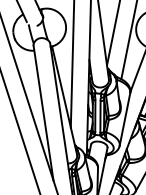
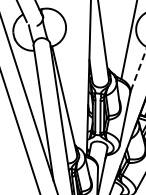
line: present -> none (113, 33)
line: present -> none (72, 64)
line: solid -> dashed (138, 71)
